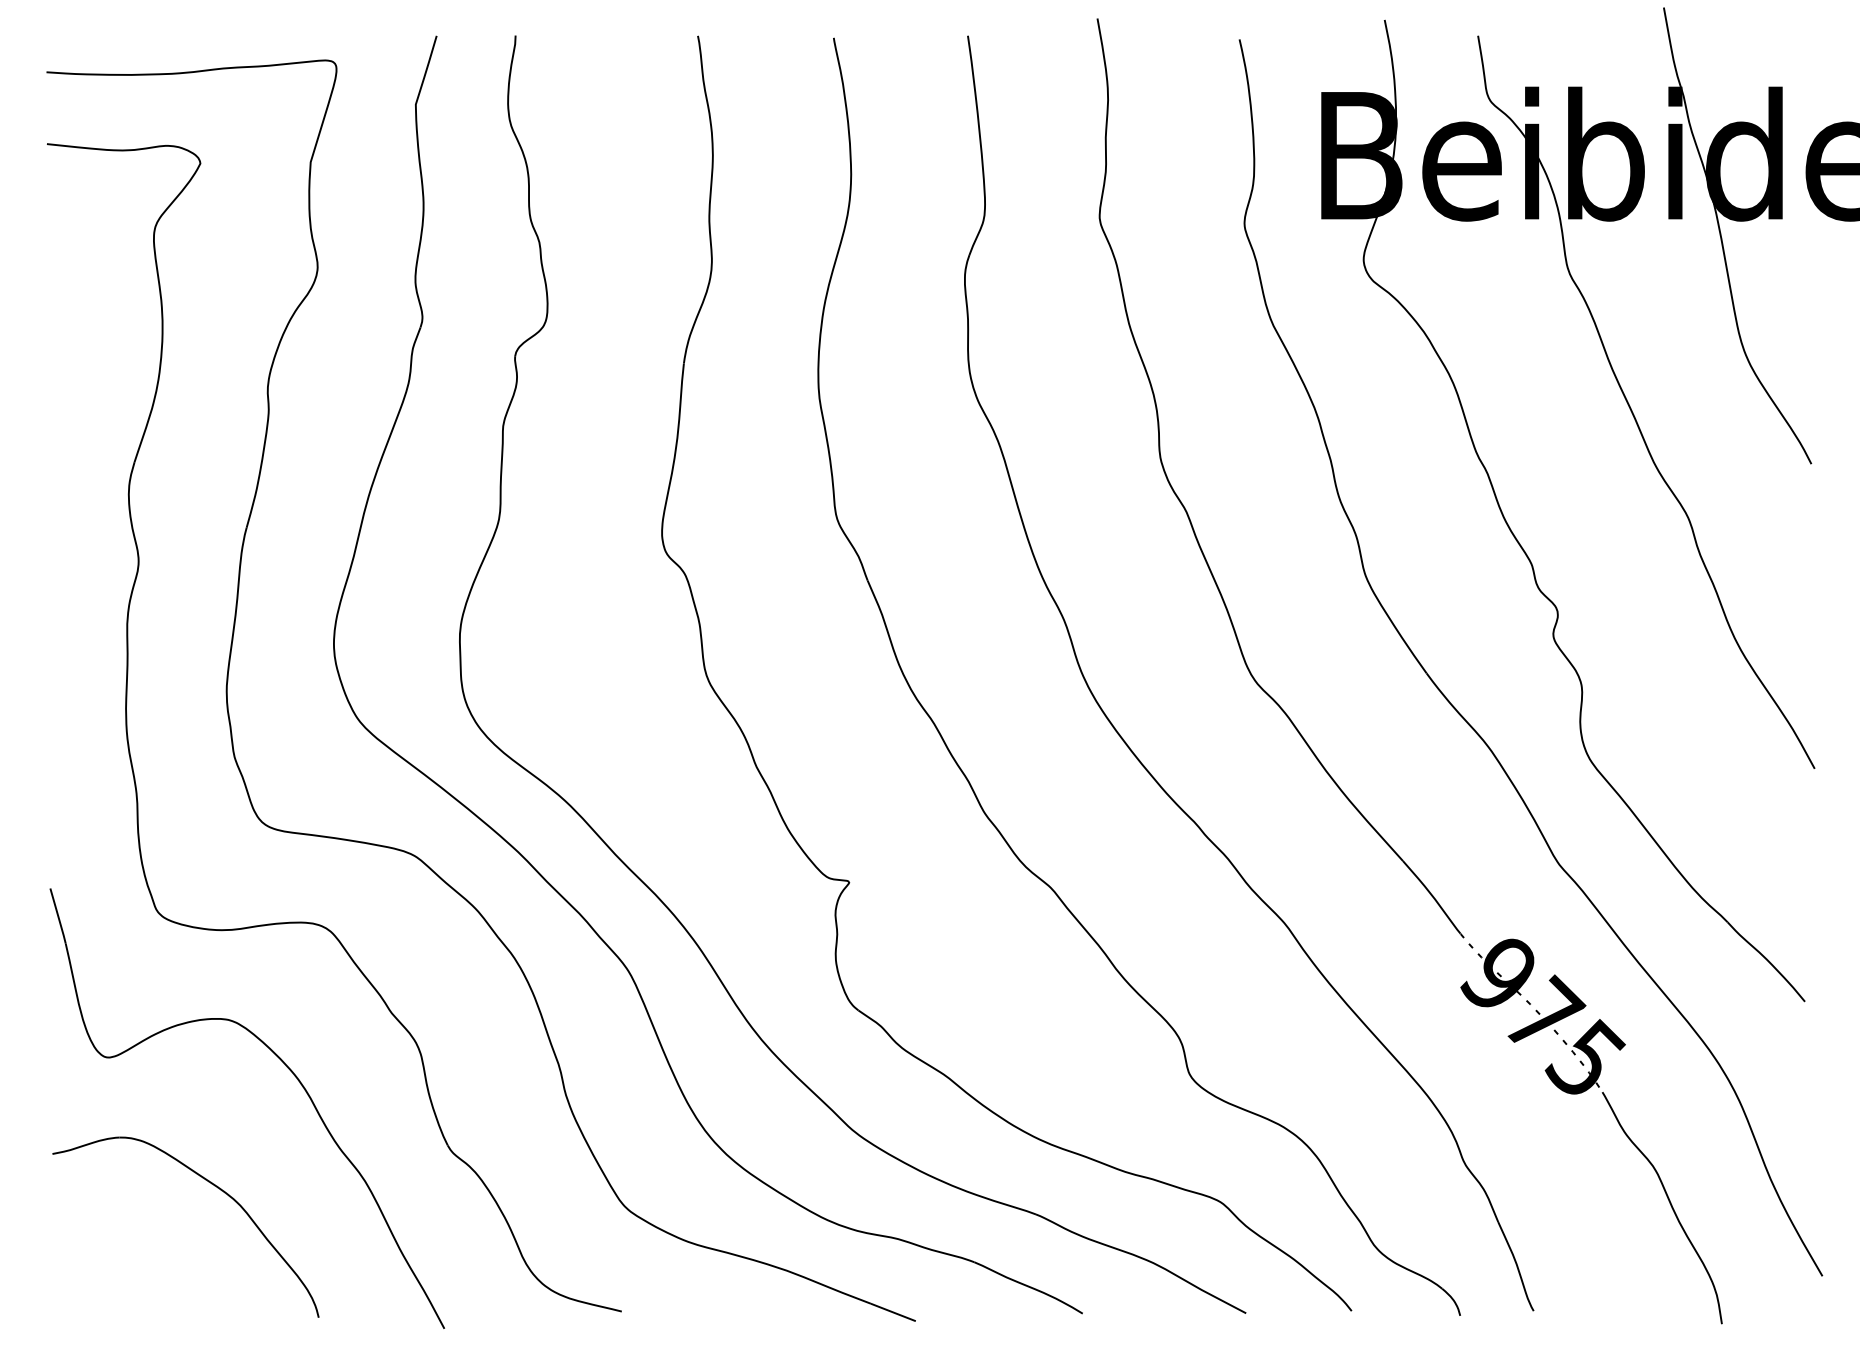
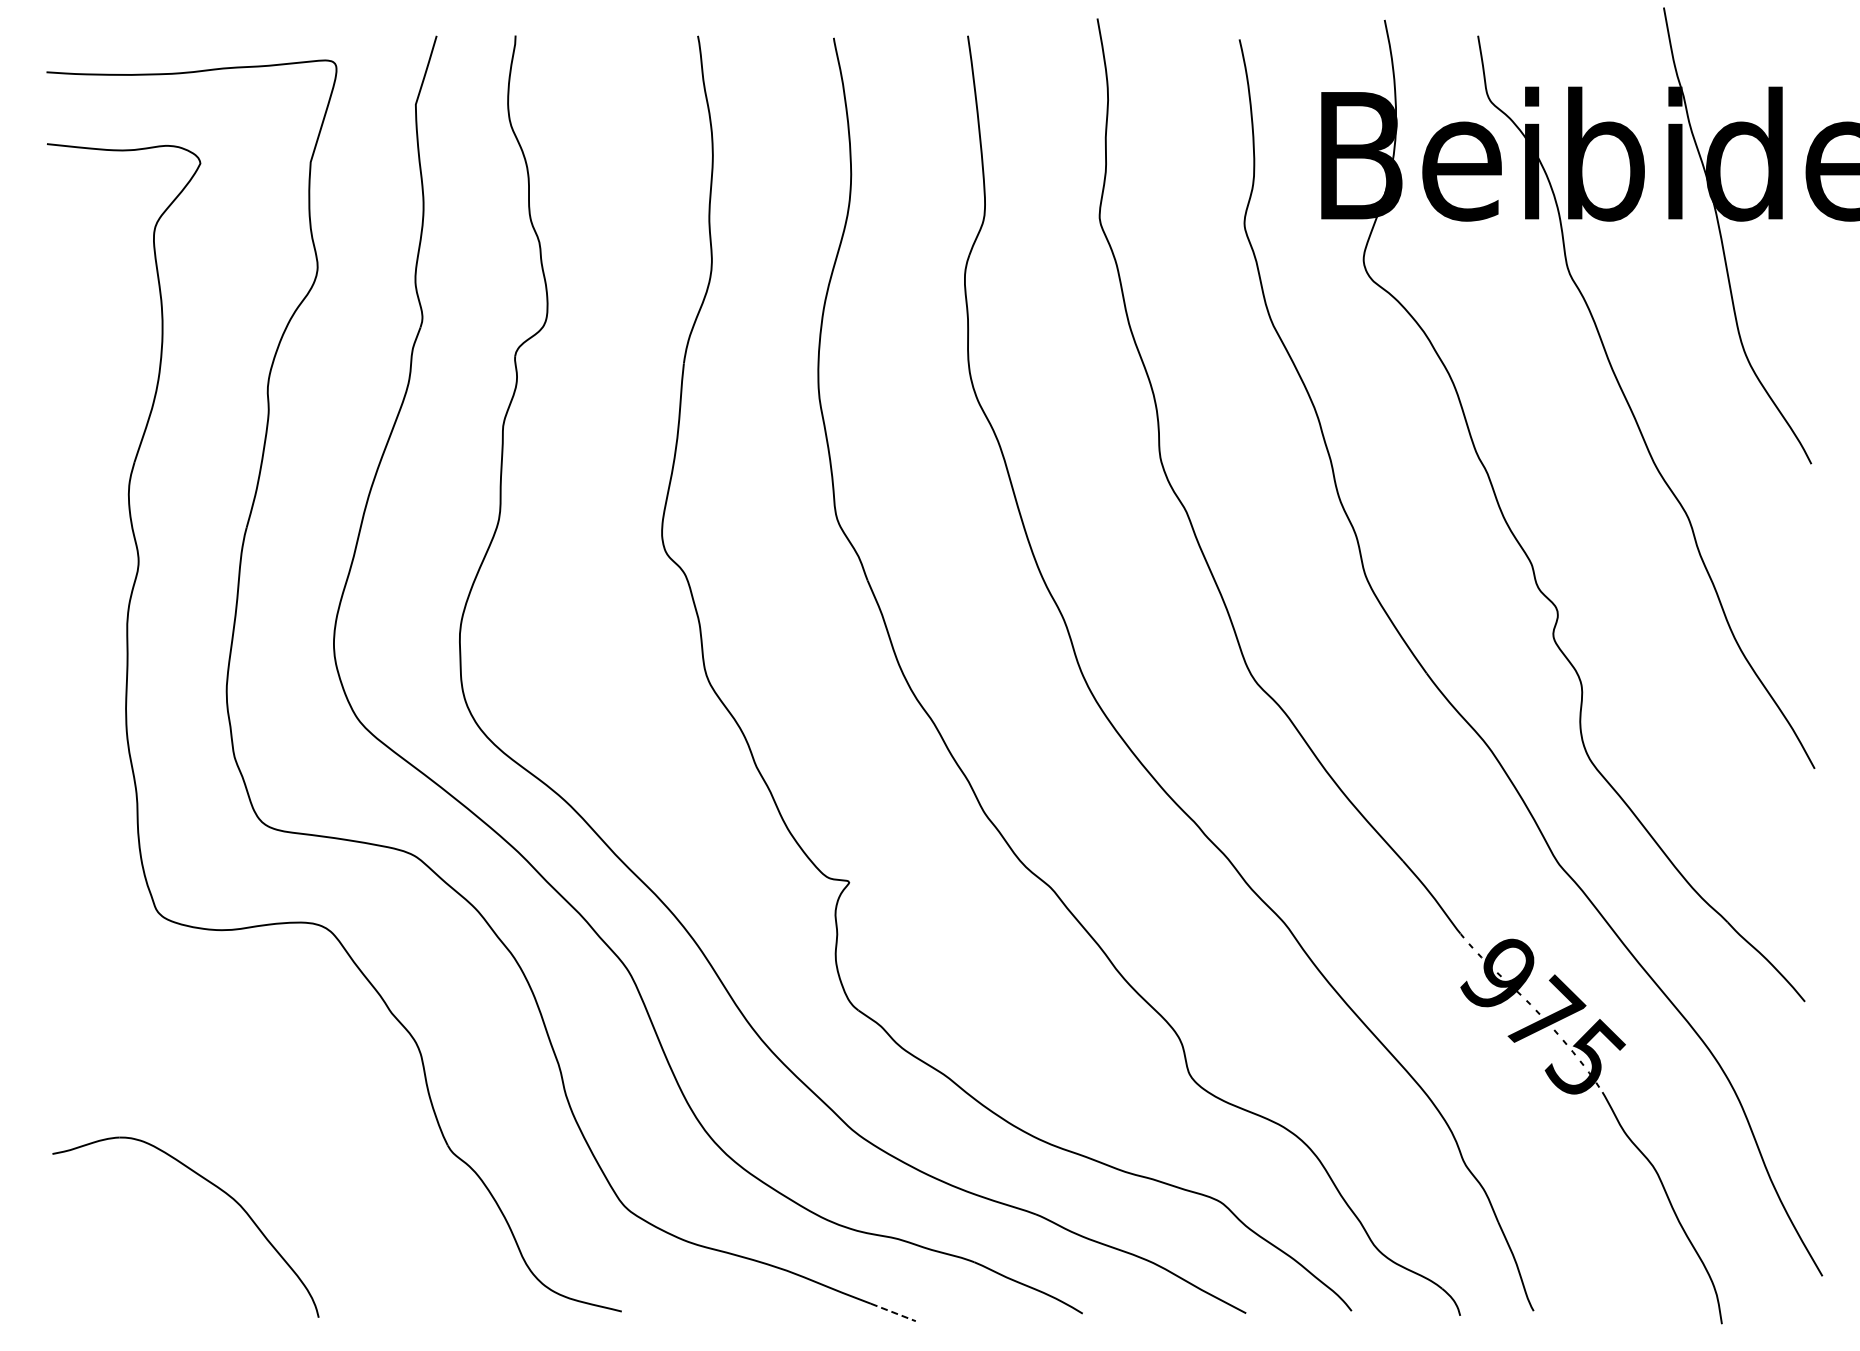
part: present -> none (287, 1068)
line: solid -> dashed (893, 1312)
